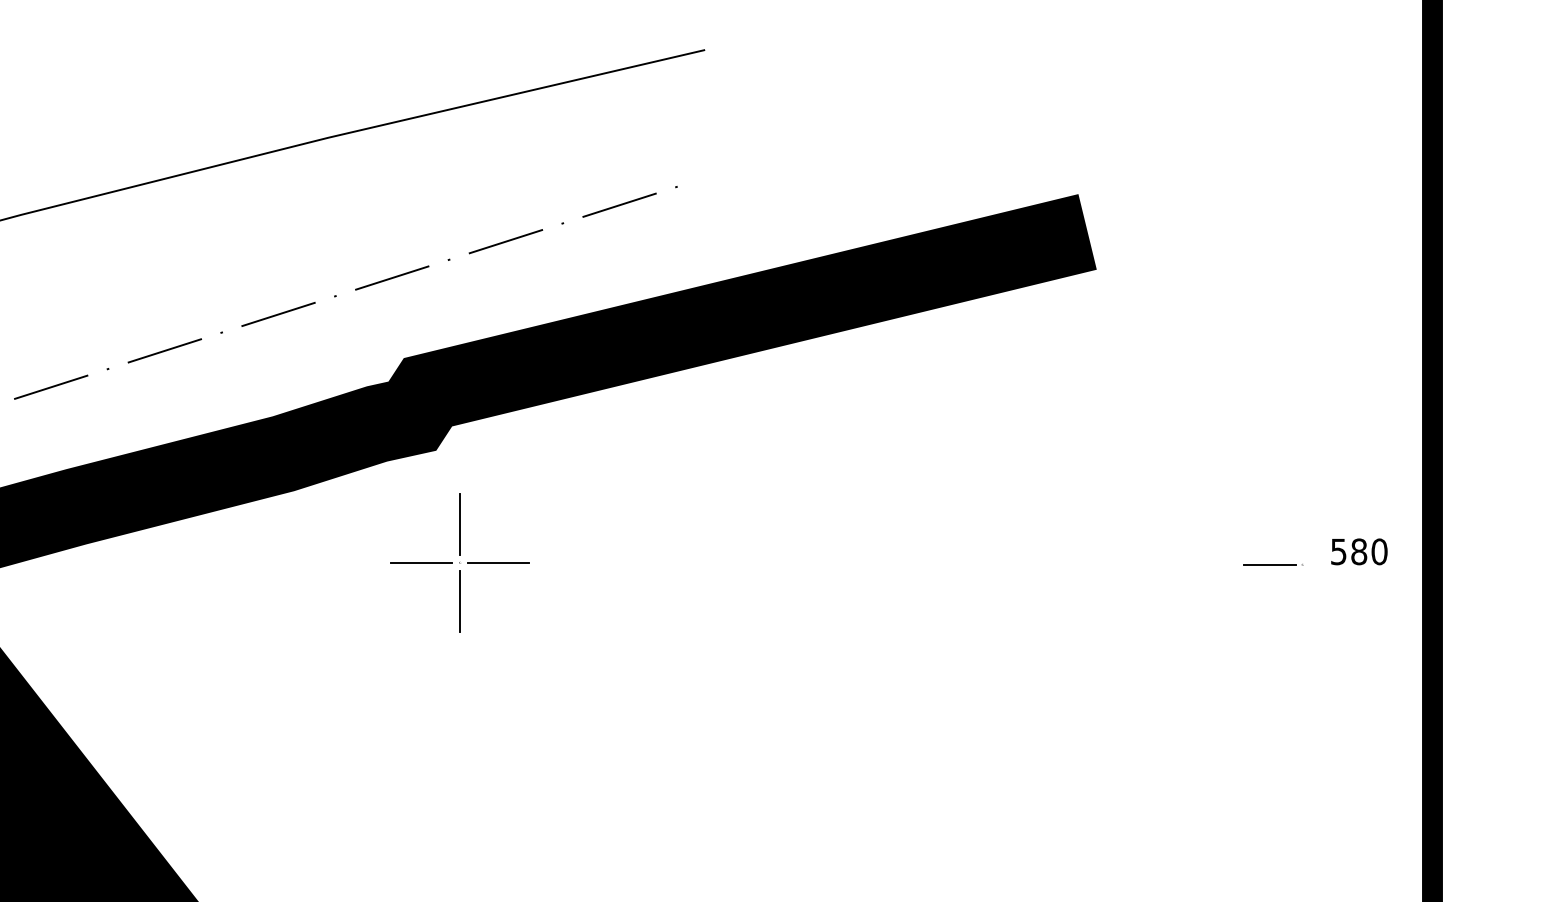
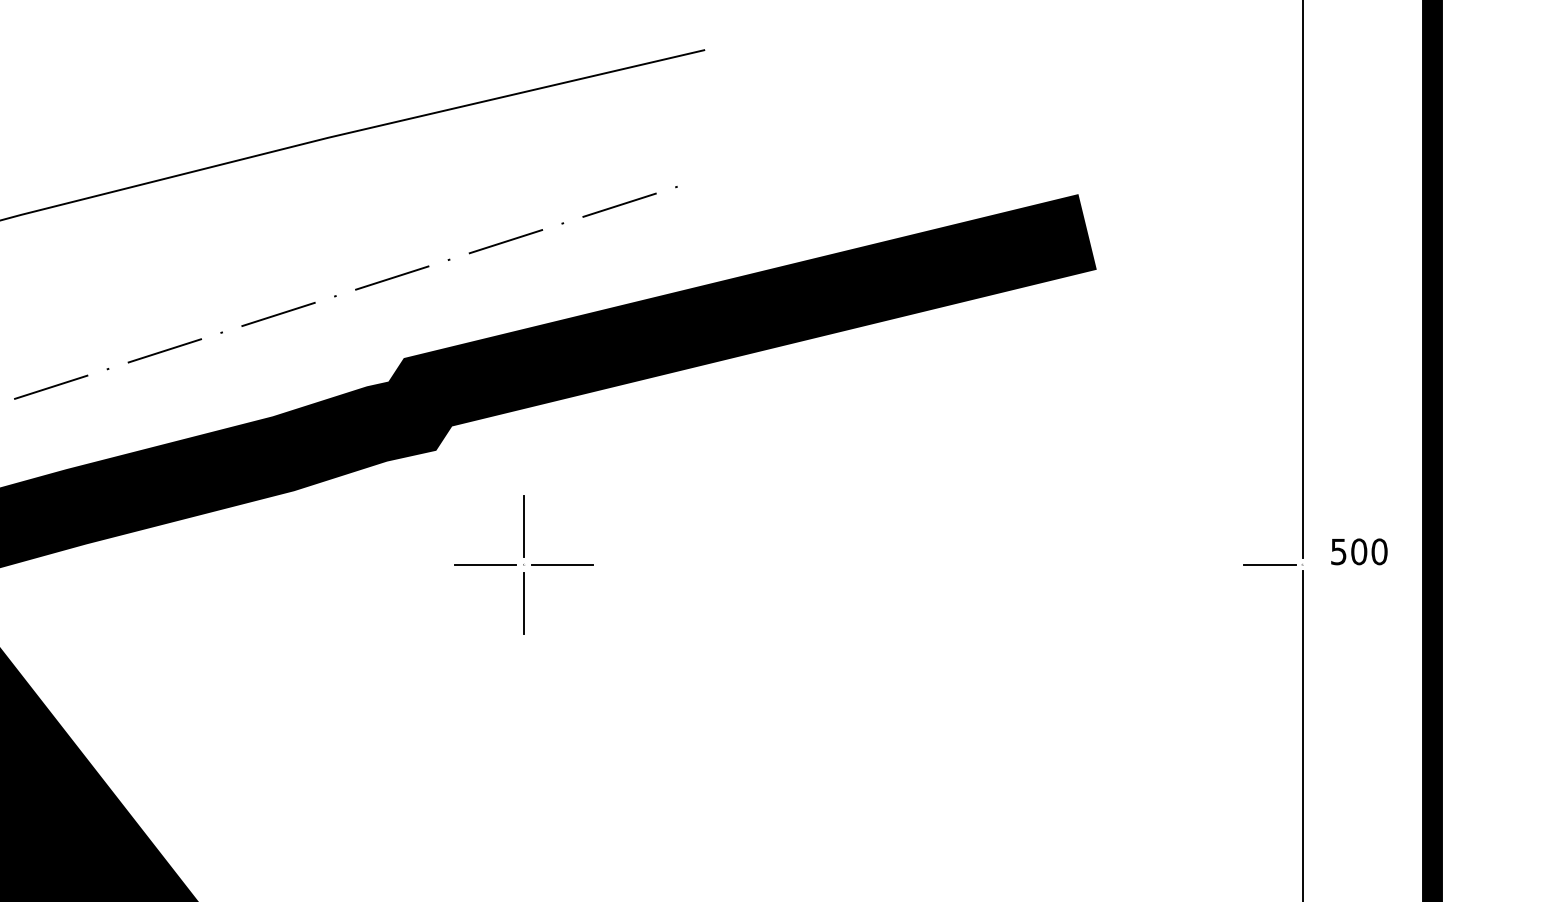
line: none -> present (1302, 280)
text: 580 -> 500 (1359, 551)
part position: (459, 562) -> (523, 564) (523, 564)
line: none -> present (1302, 734)
